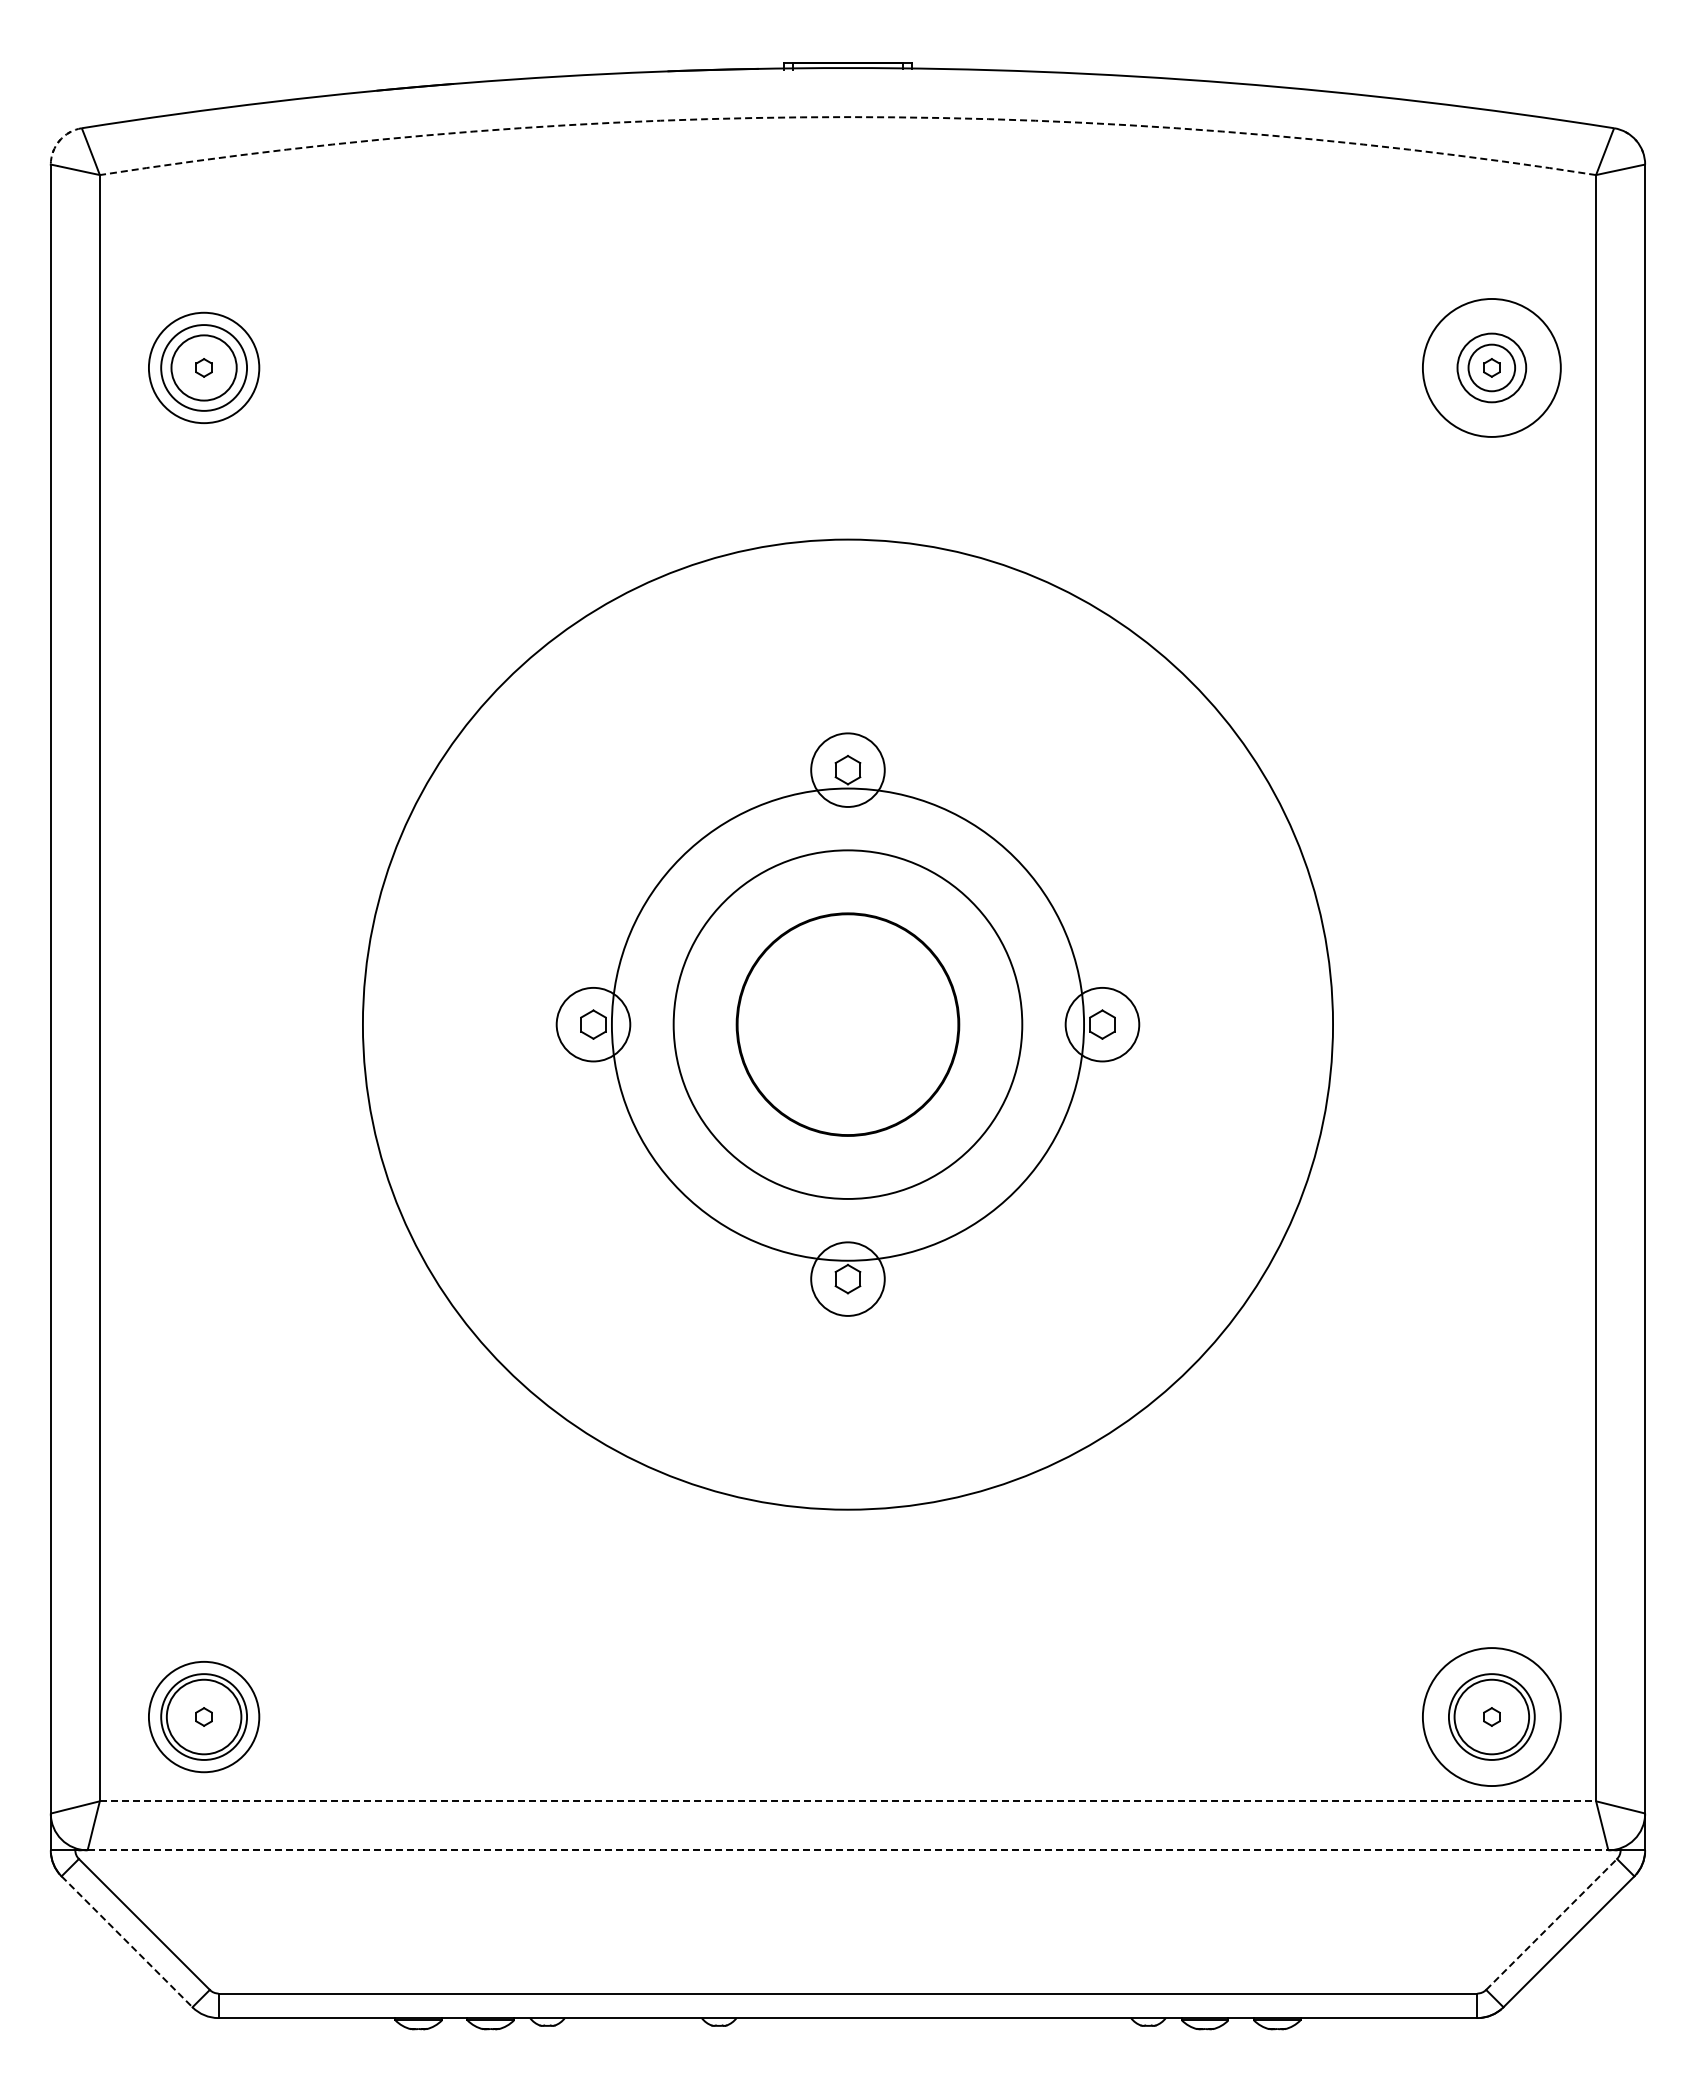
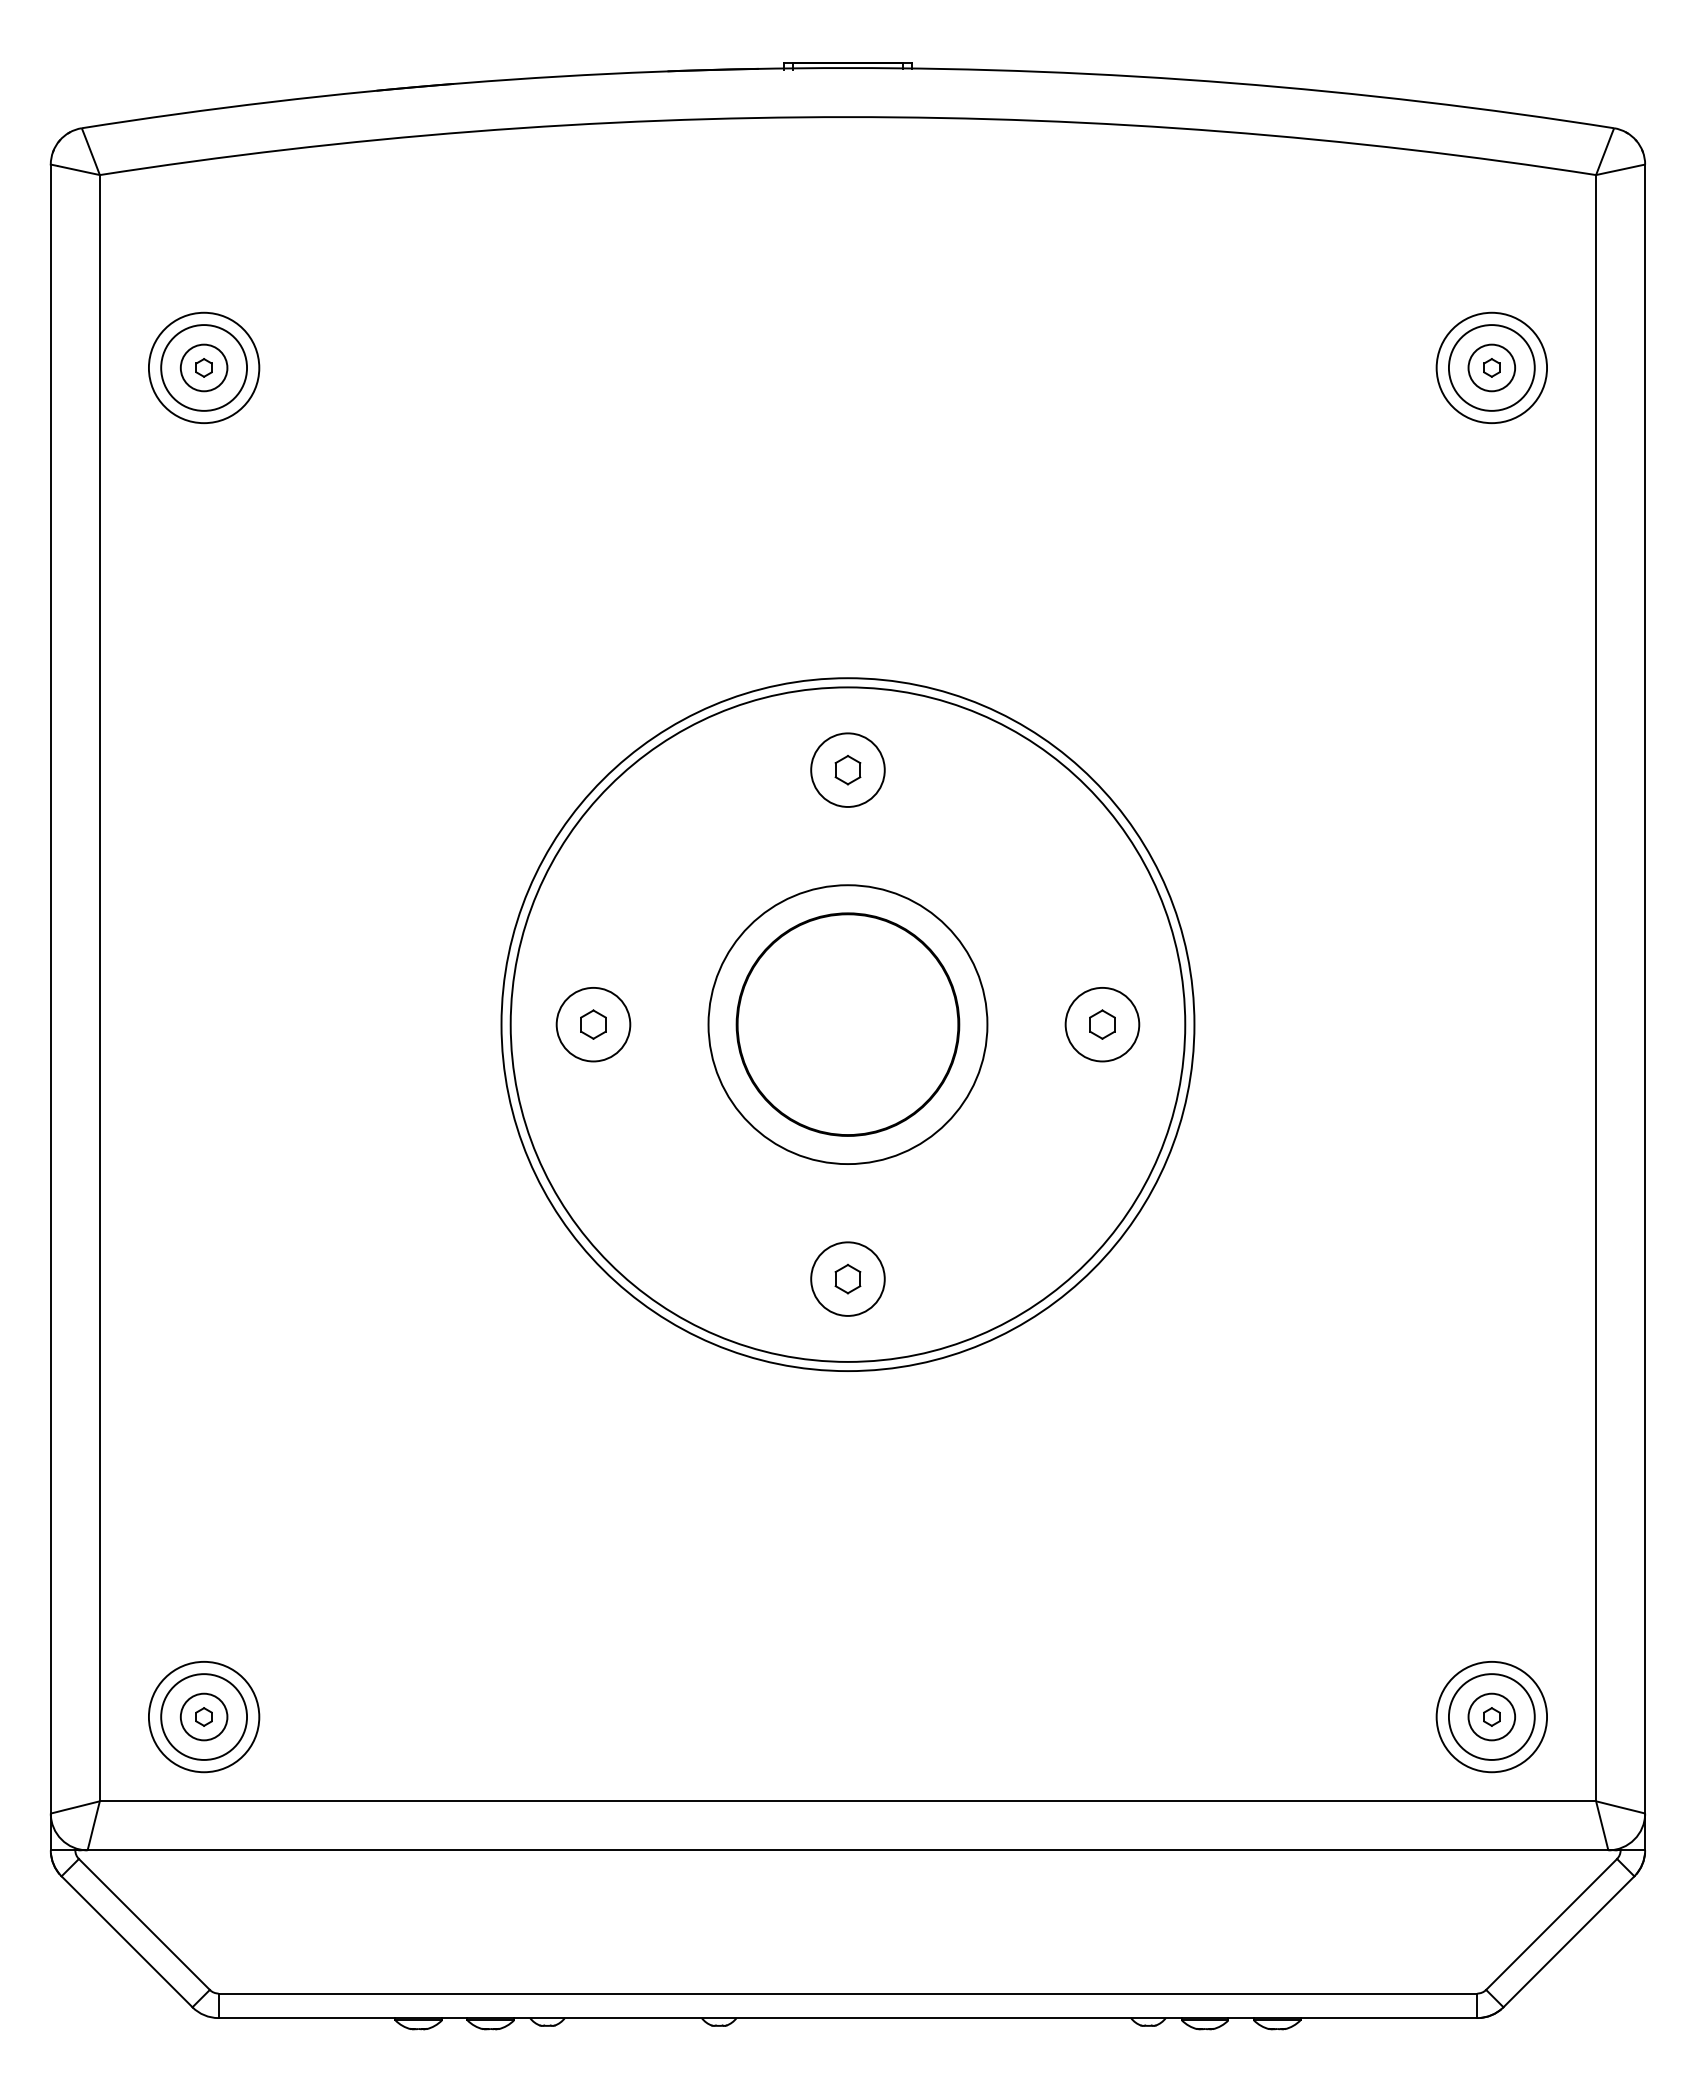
arc: dashed -> solid (847, 117)
arc: dashed -> solid (59, 140)
circle diameter: 65 px -> 47 px (203, 367)
circle diameter: 138 px -> 110 px (1491, 367)
circle diameter: 69 px -> 86 px (1491, 367)
circle diameter: 349 px -> 279 px (847, 1024)
circle diameter: 472 px -> 675 px (847, 1024)
circle diameter: 970 px -> 693 px (847, 1024)
circle diameter: 75 px -> 47 px (203, 1716)
circle diameter: 75 px -> 47 px (1491, 1716)
circle diameter: 138 px -> 110 px (1491, 1716)
line: dashed -> solid (848, 1801)
line: dashed -> solid (848, 1850)
line: dashed -> solid (1551, 1924)
line: dashed -> solid (127, 1941)
